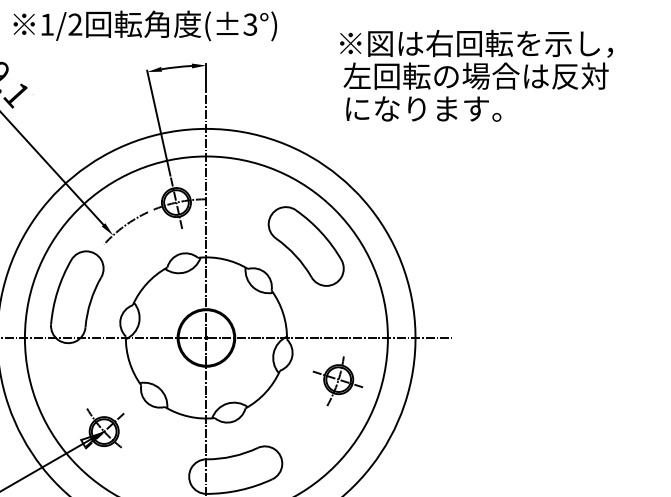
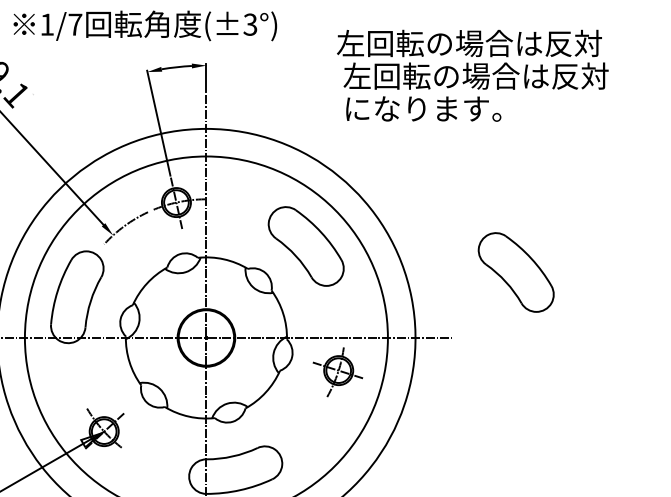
text: 1/2 -> 1/7 (75, 24)
text: ※図は右回転を示し， -> 左回転の場合は反対 (474, 43)
part: none -> present (515, 272)
part position: (337, 381) -> (337, 372) (337, 372)
